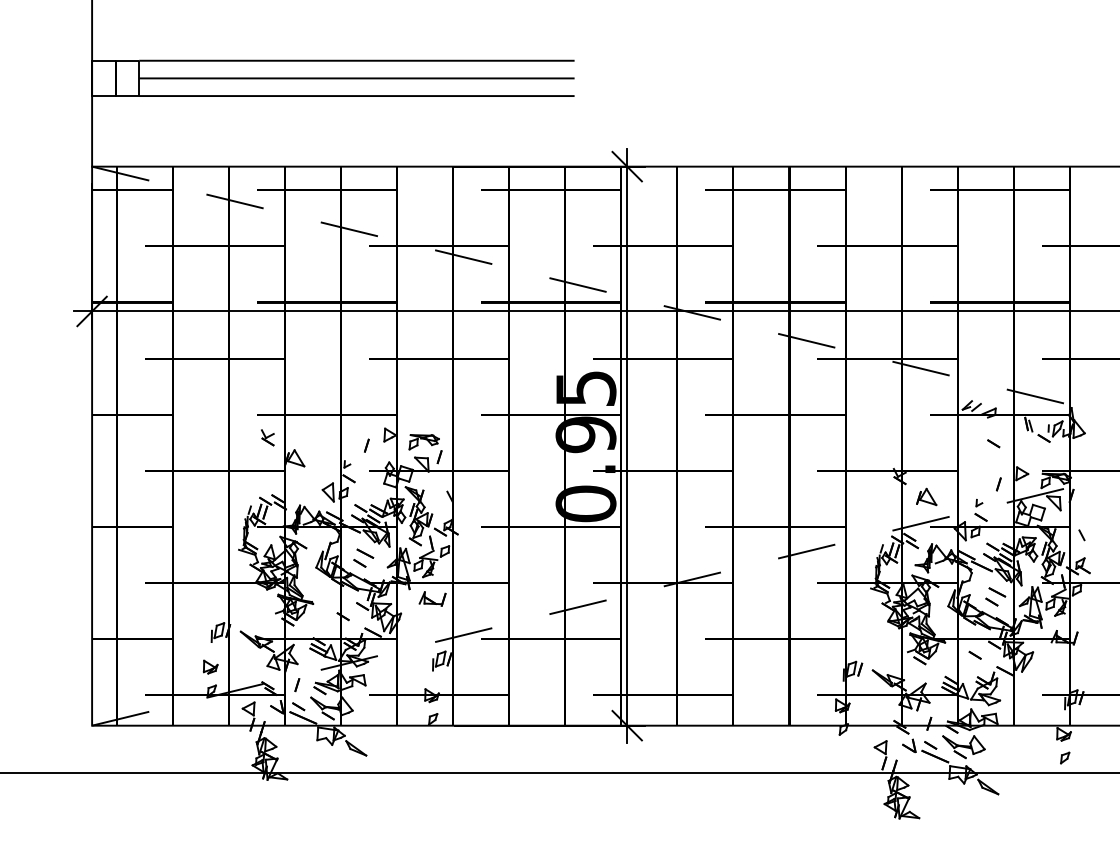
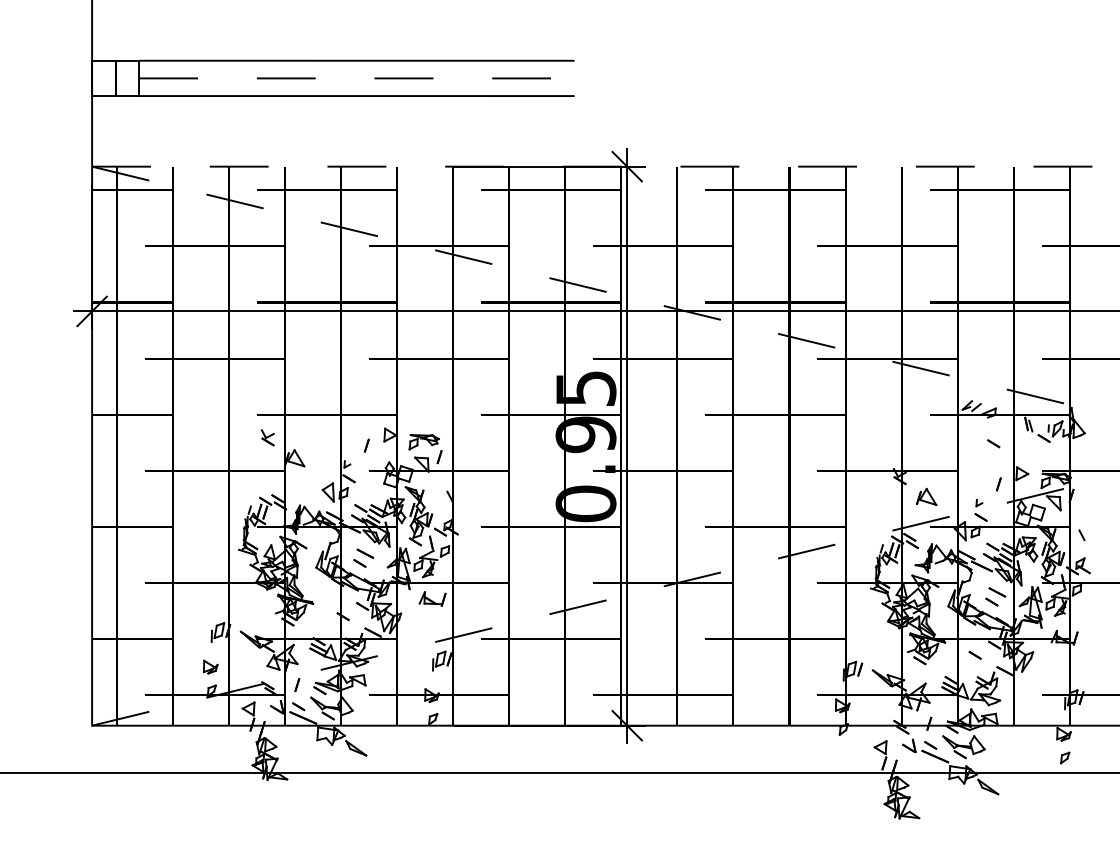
line: solid -> dashed (356, 78)
line: solid -> dashed (606, 166)
